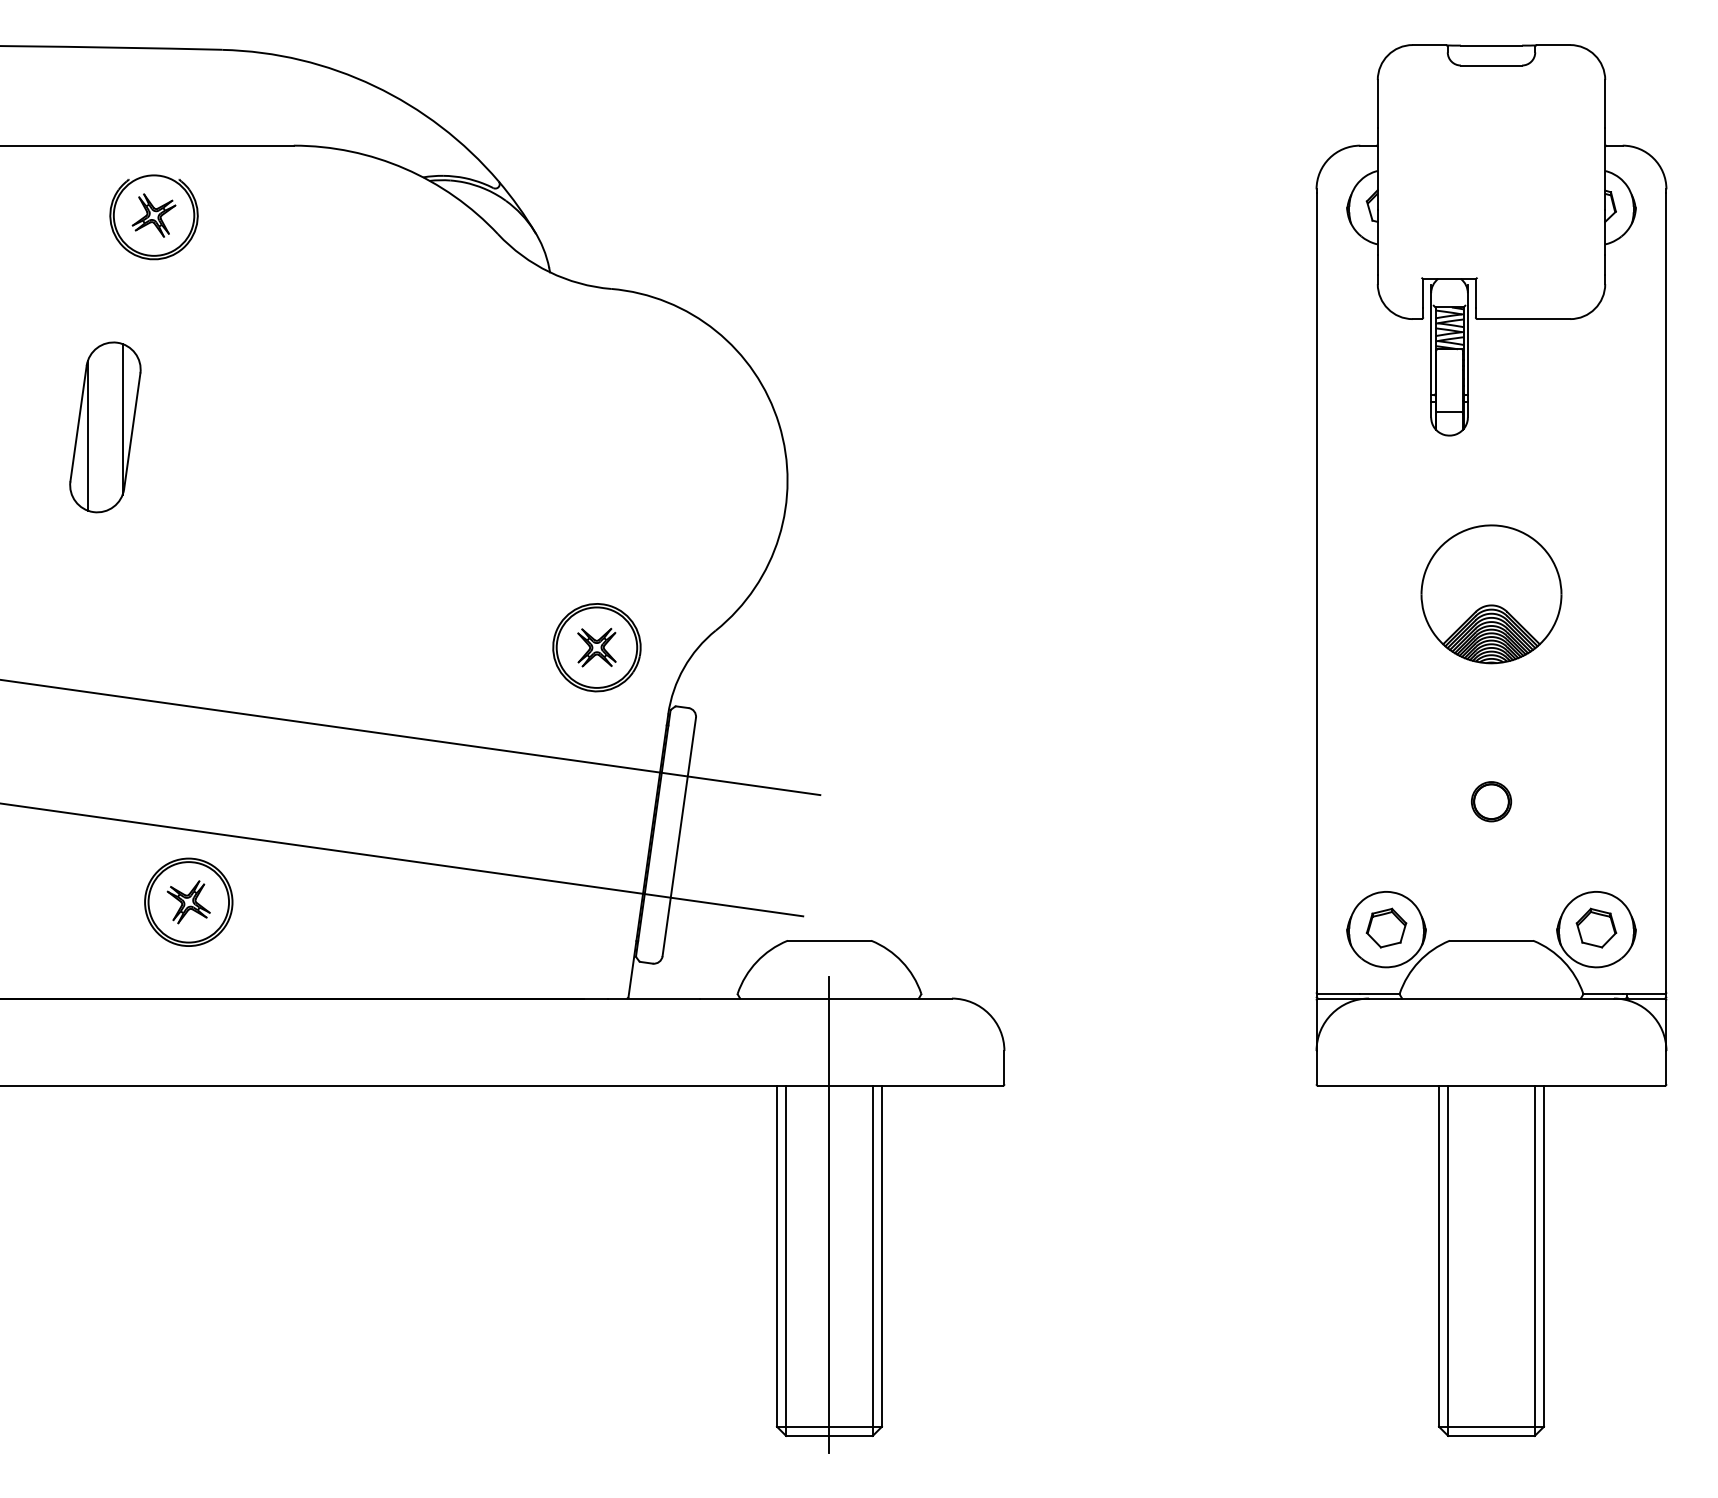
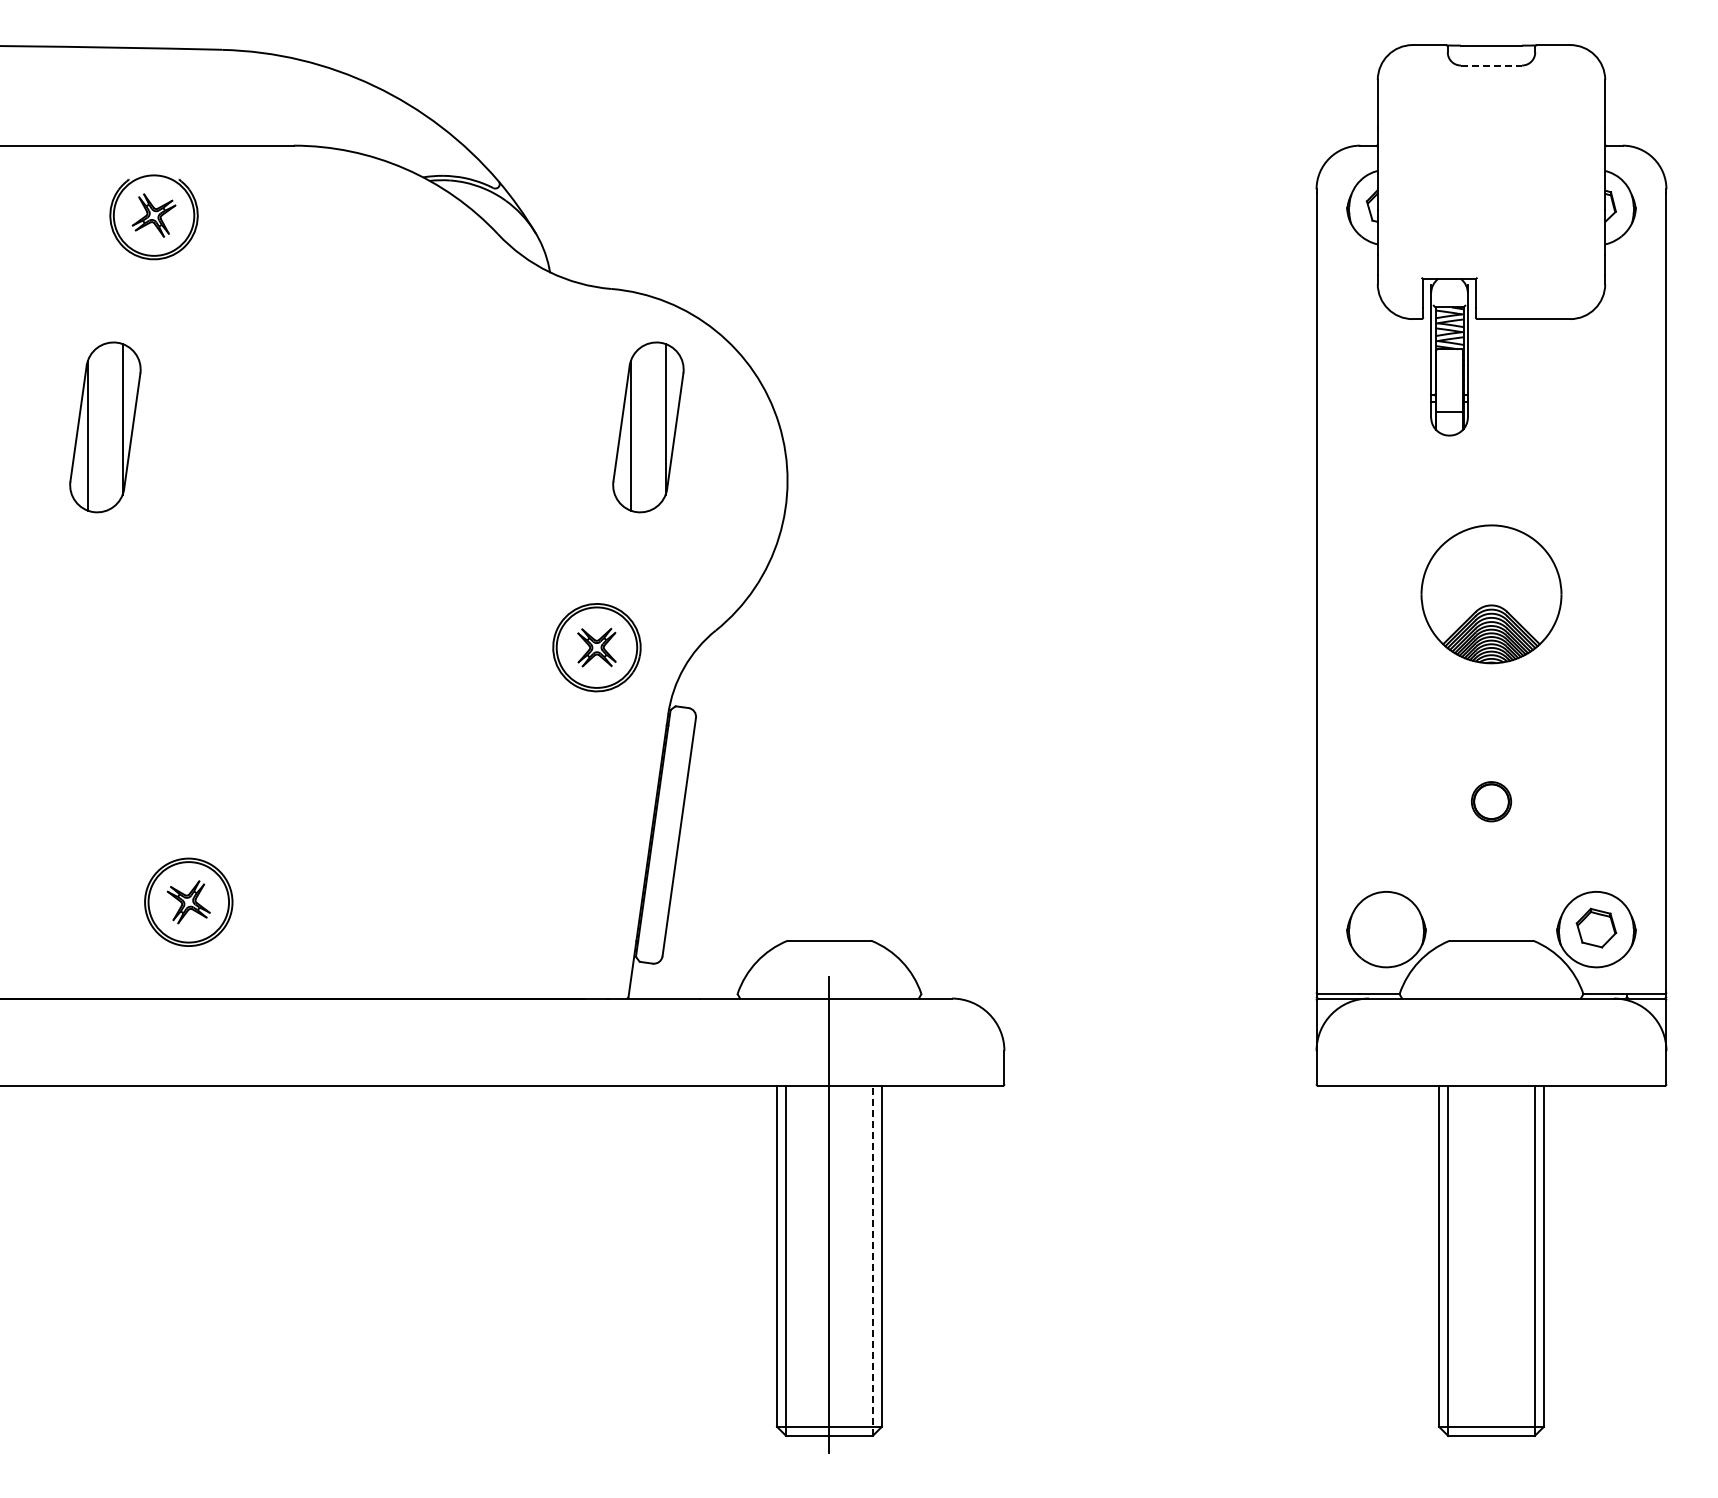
line: solid -> dashed (1491, 65)
part: none -> present (648, 427)
line: present -> none (411, 737)
line: present -> none (402, 859)
part: present -> none (1386, 927)
line: solid -> dashed (872, 1261)
